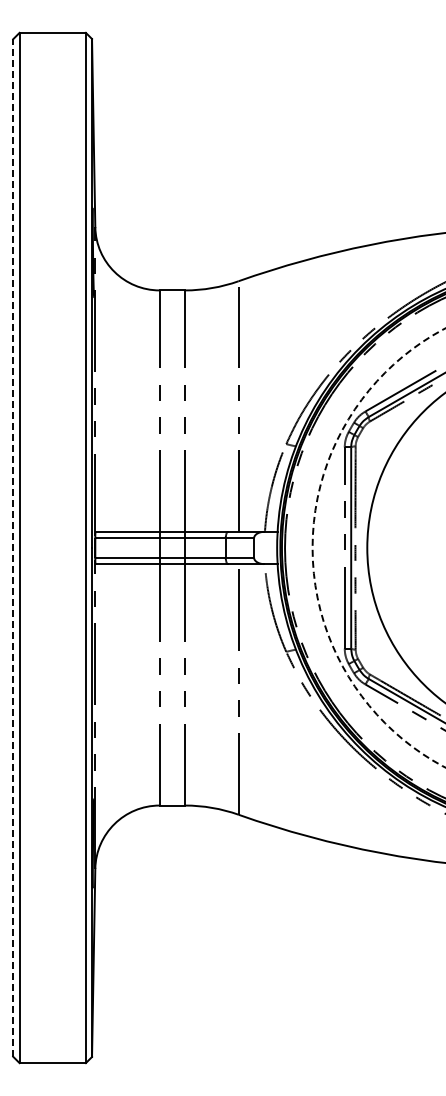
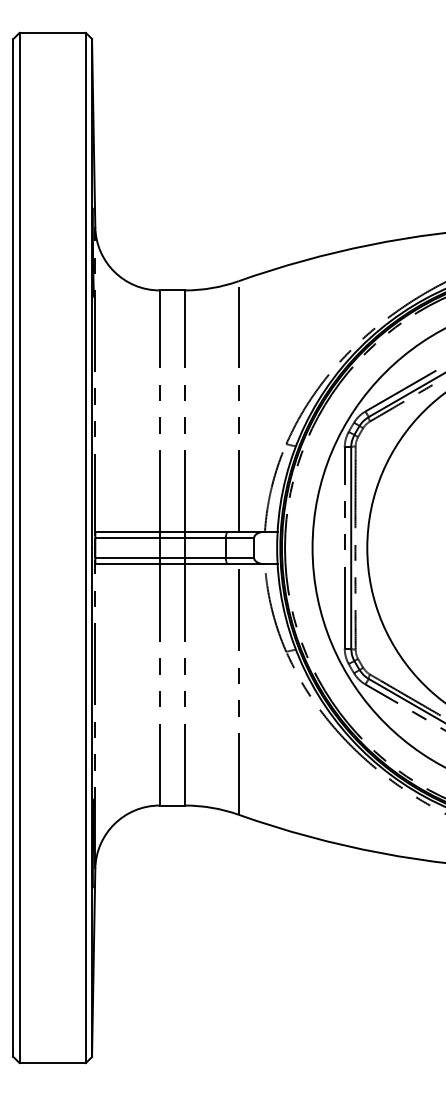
line: dashed -> solid (13, 547)
circle: dashed -> solid (378, 547)
